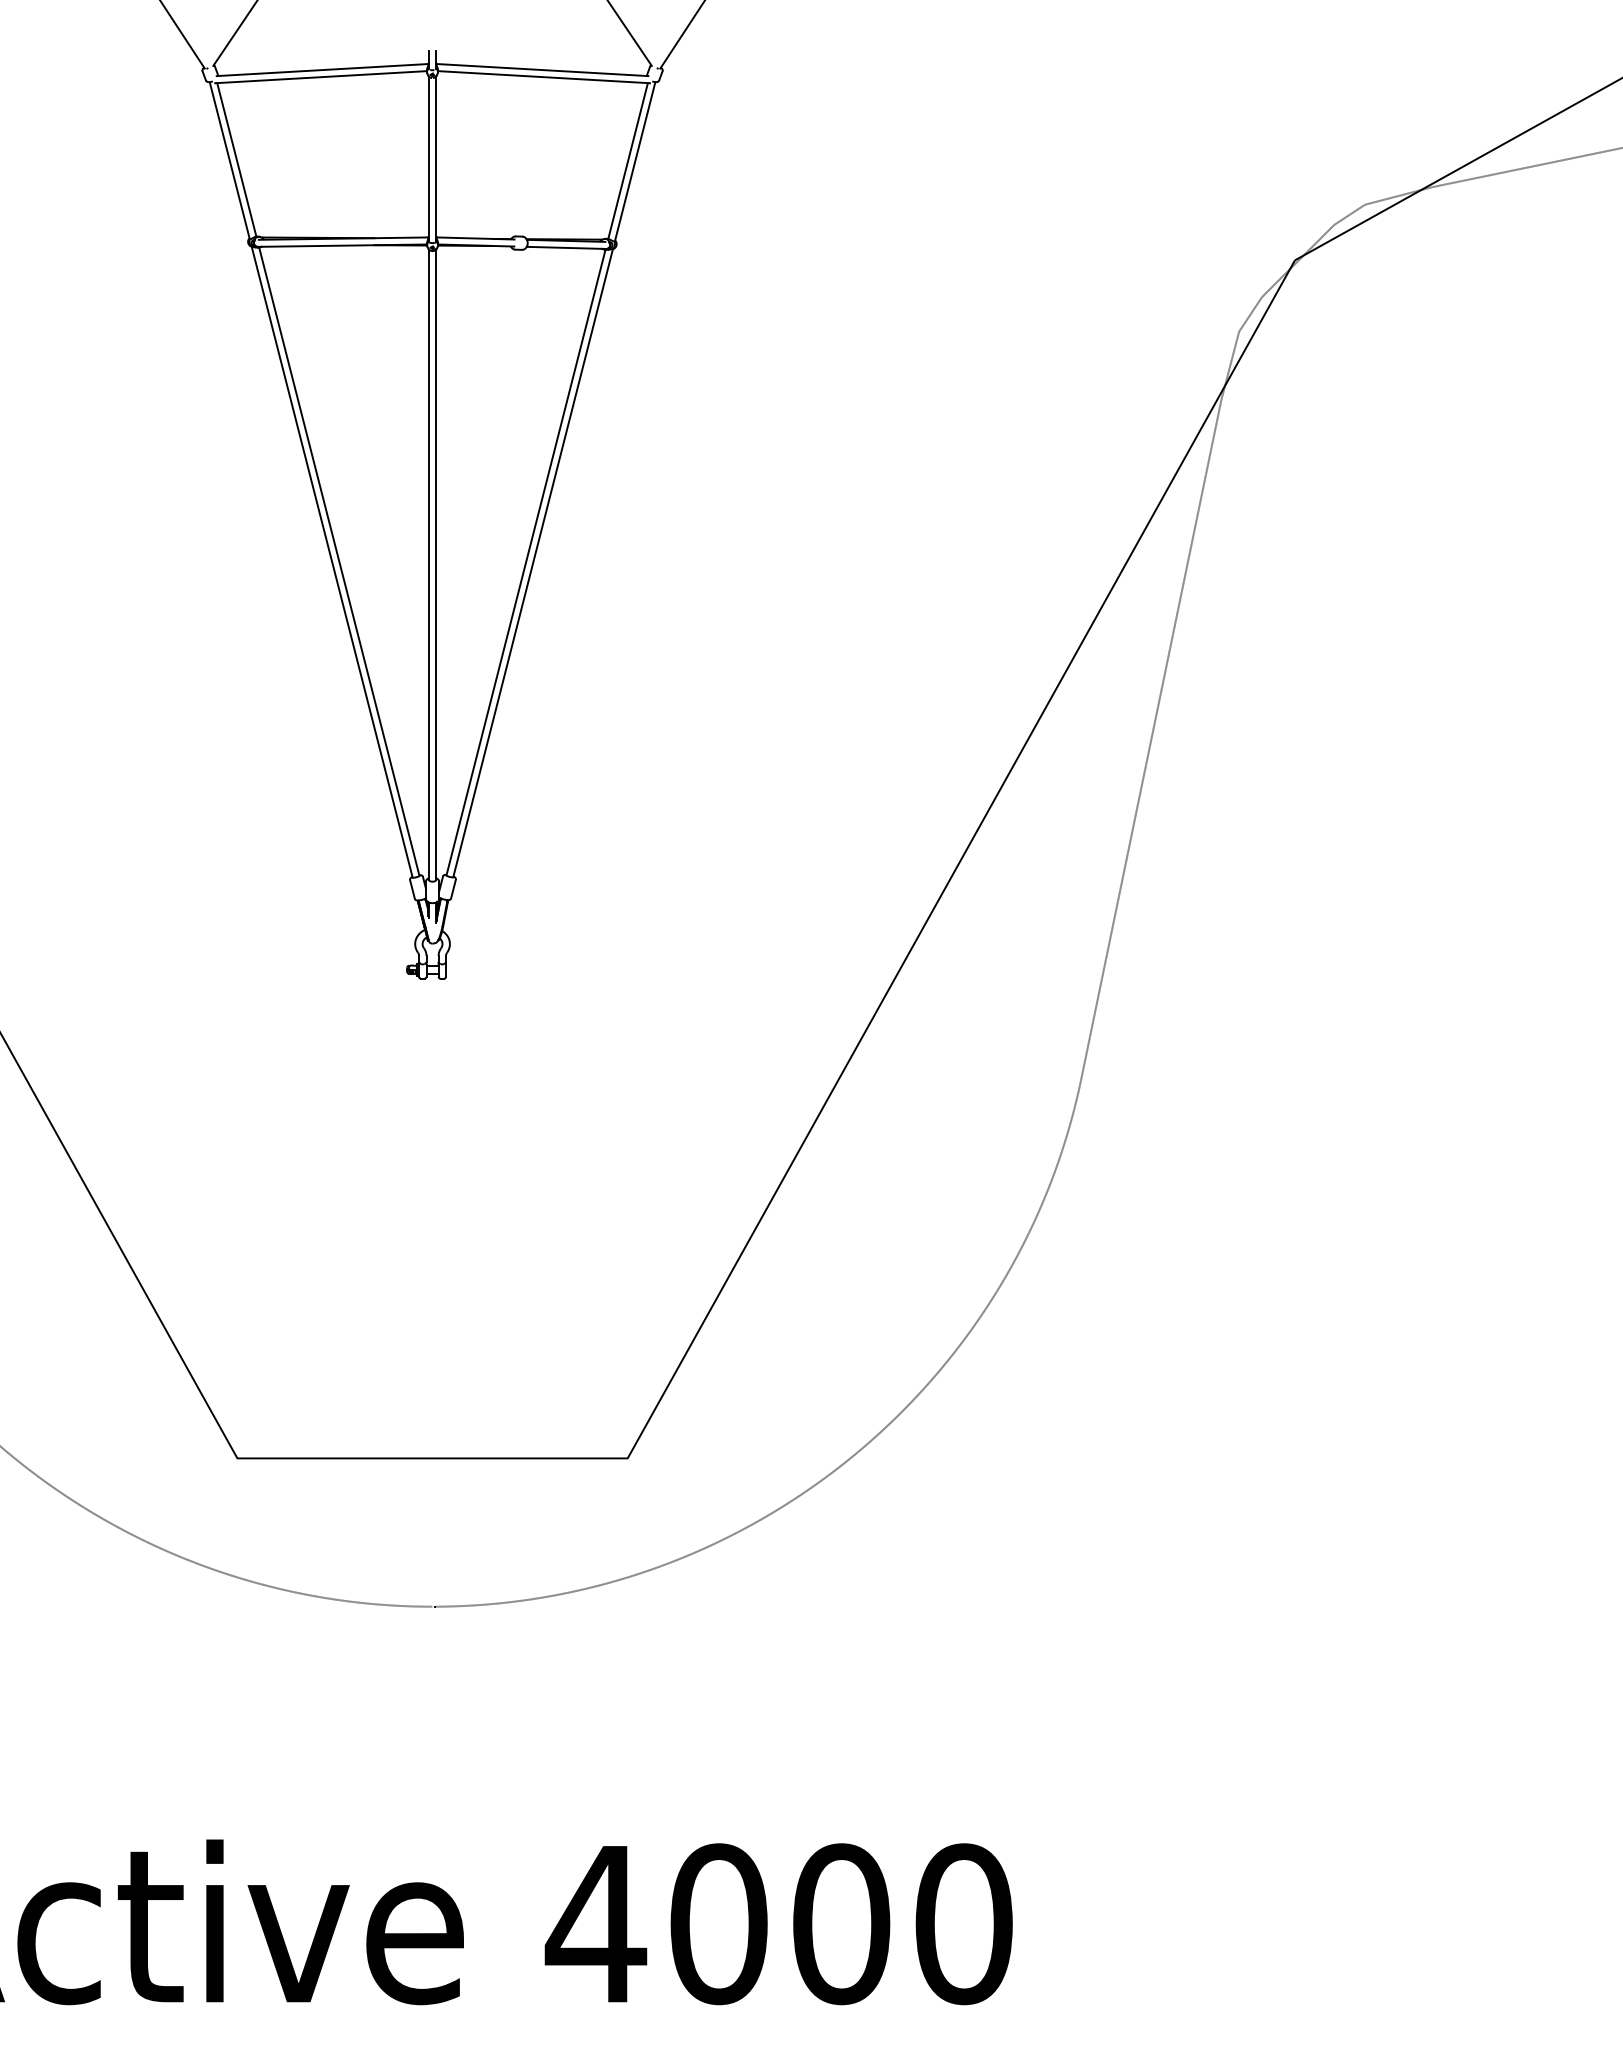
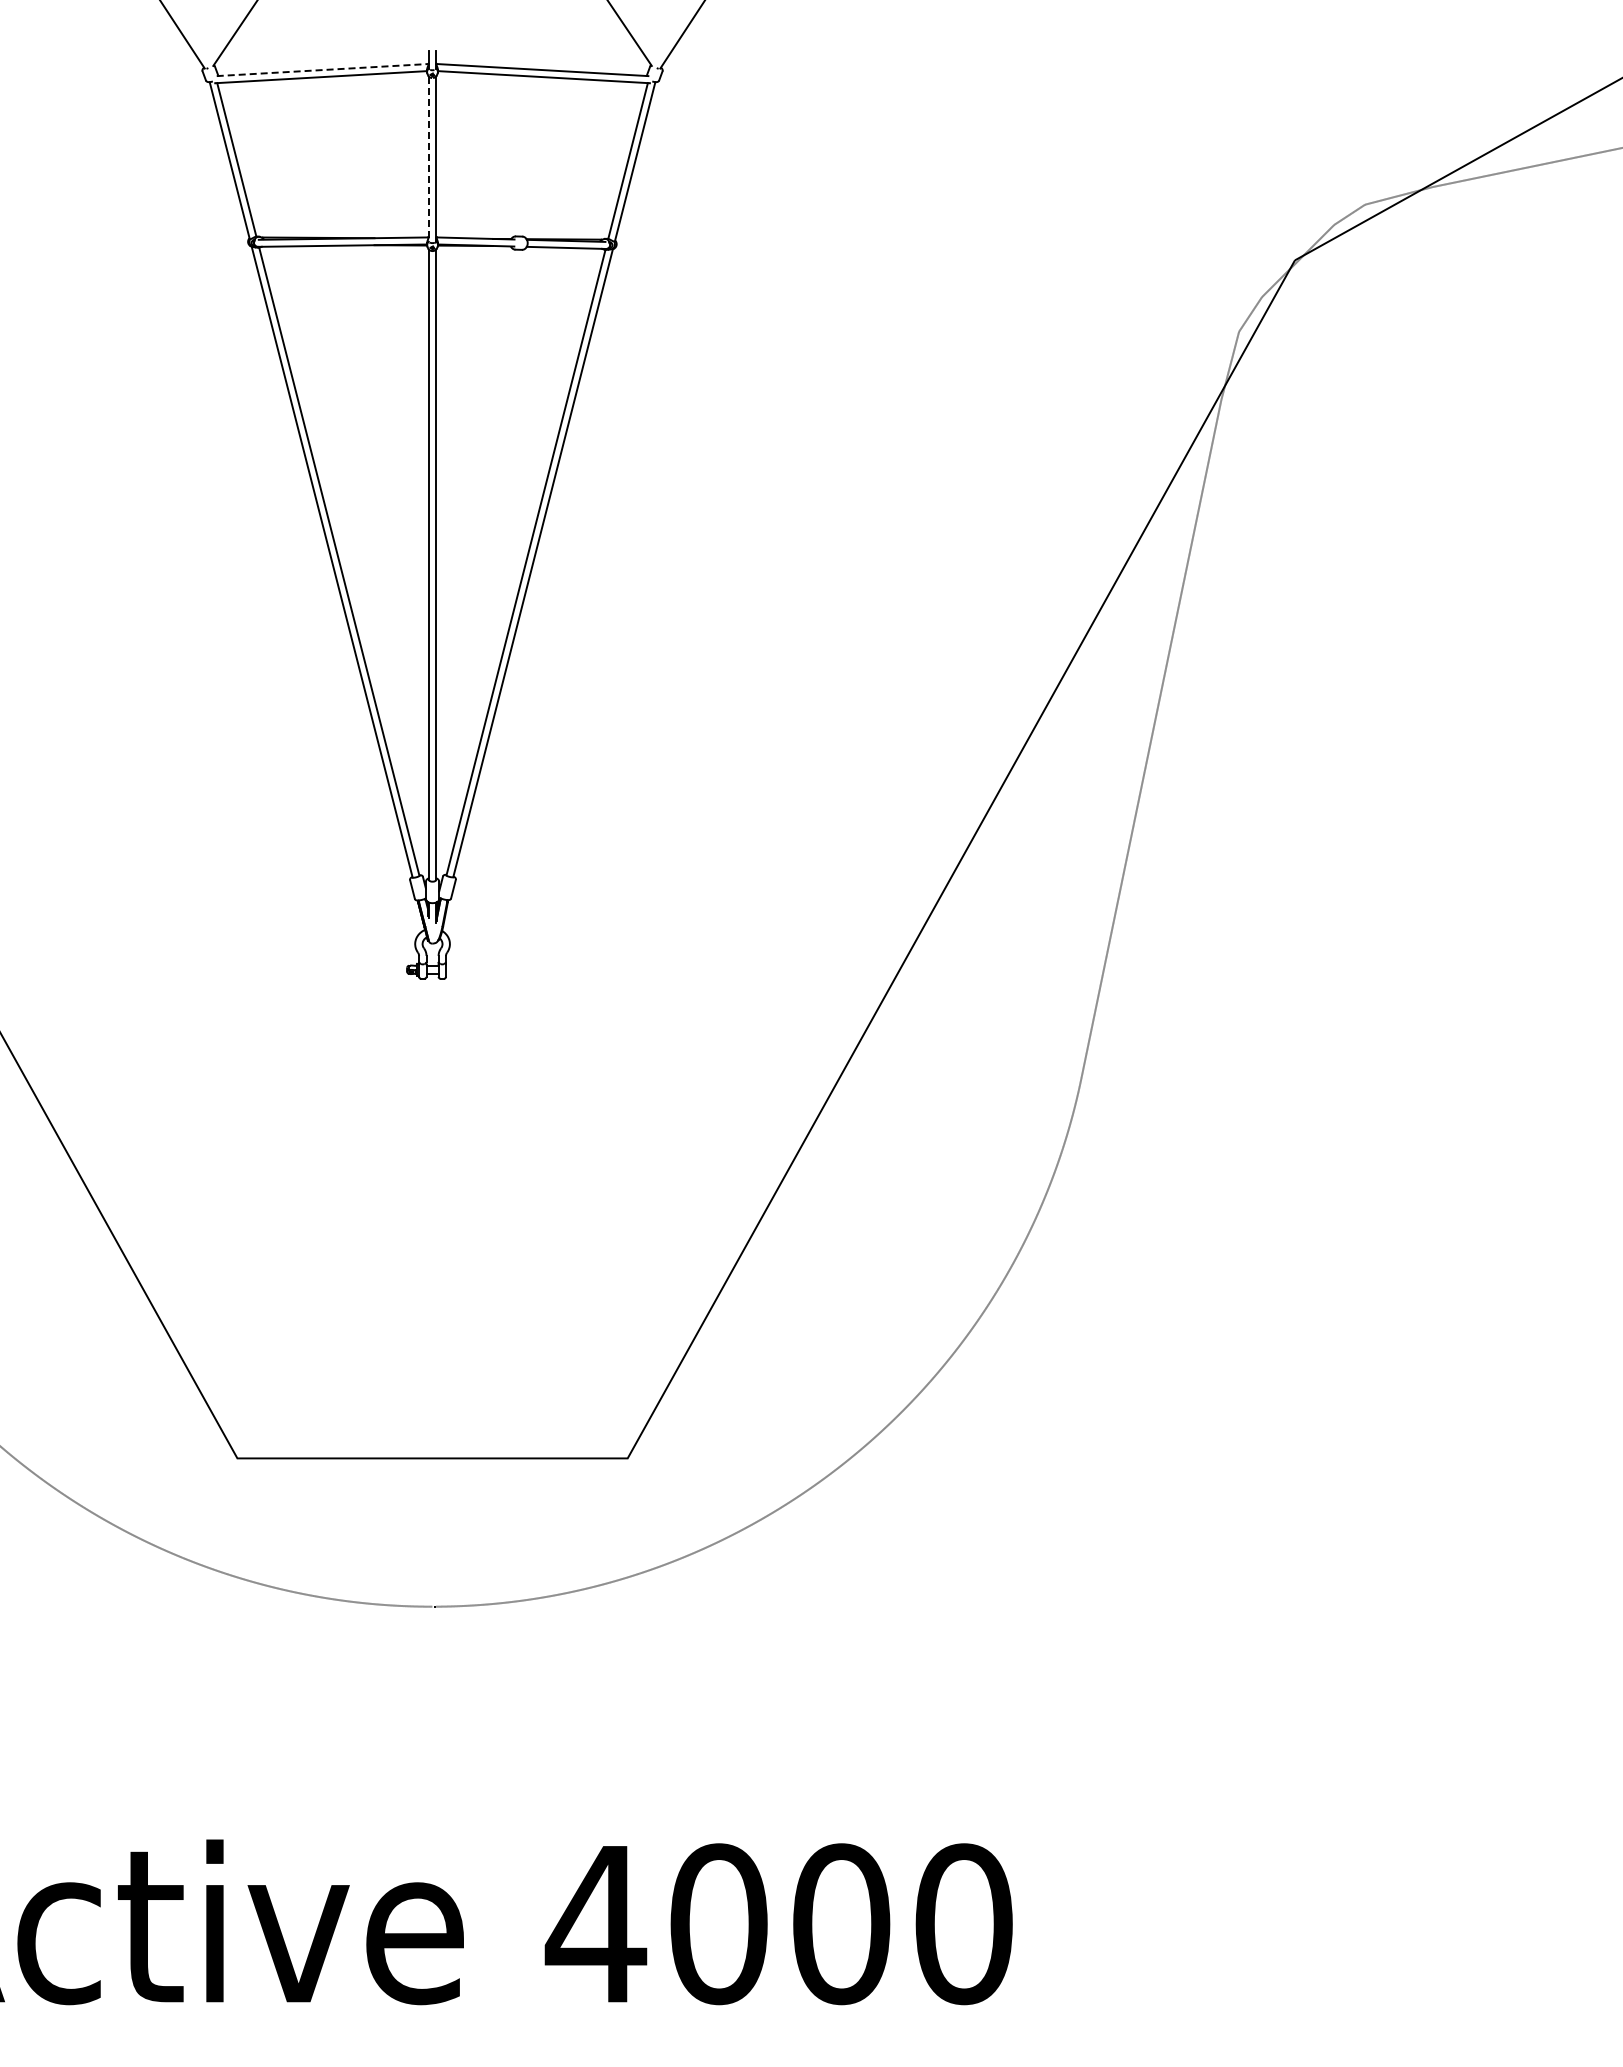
line: solid -> dashed (322, 70)
line: solid -> dashed (429, 159)
